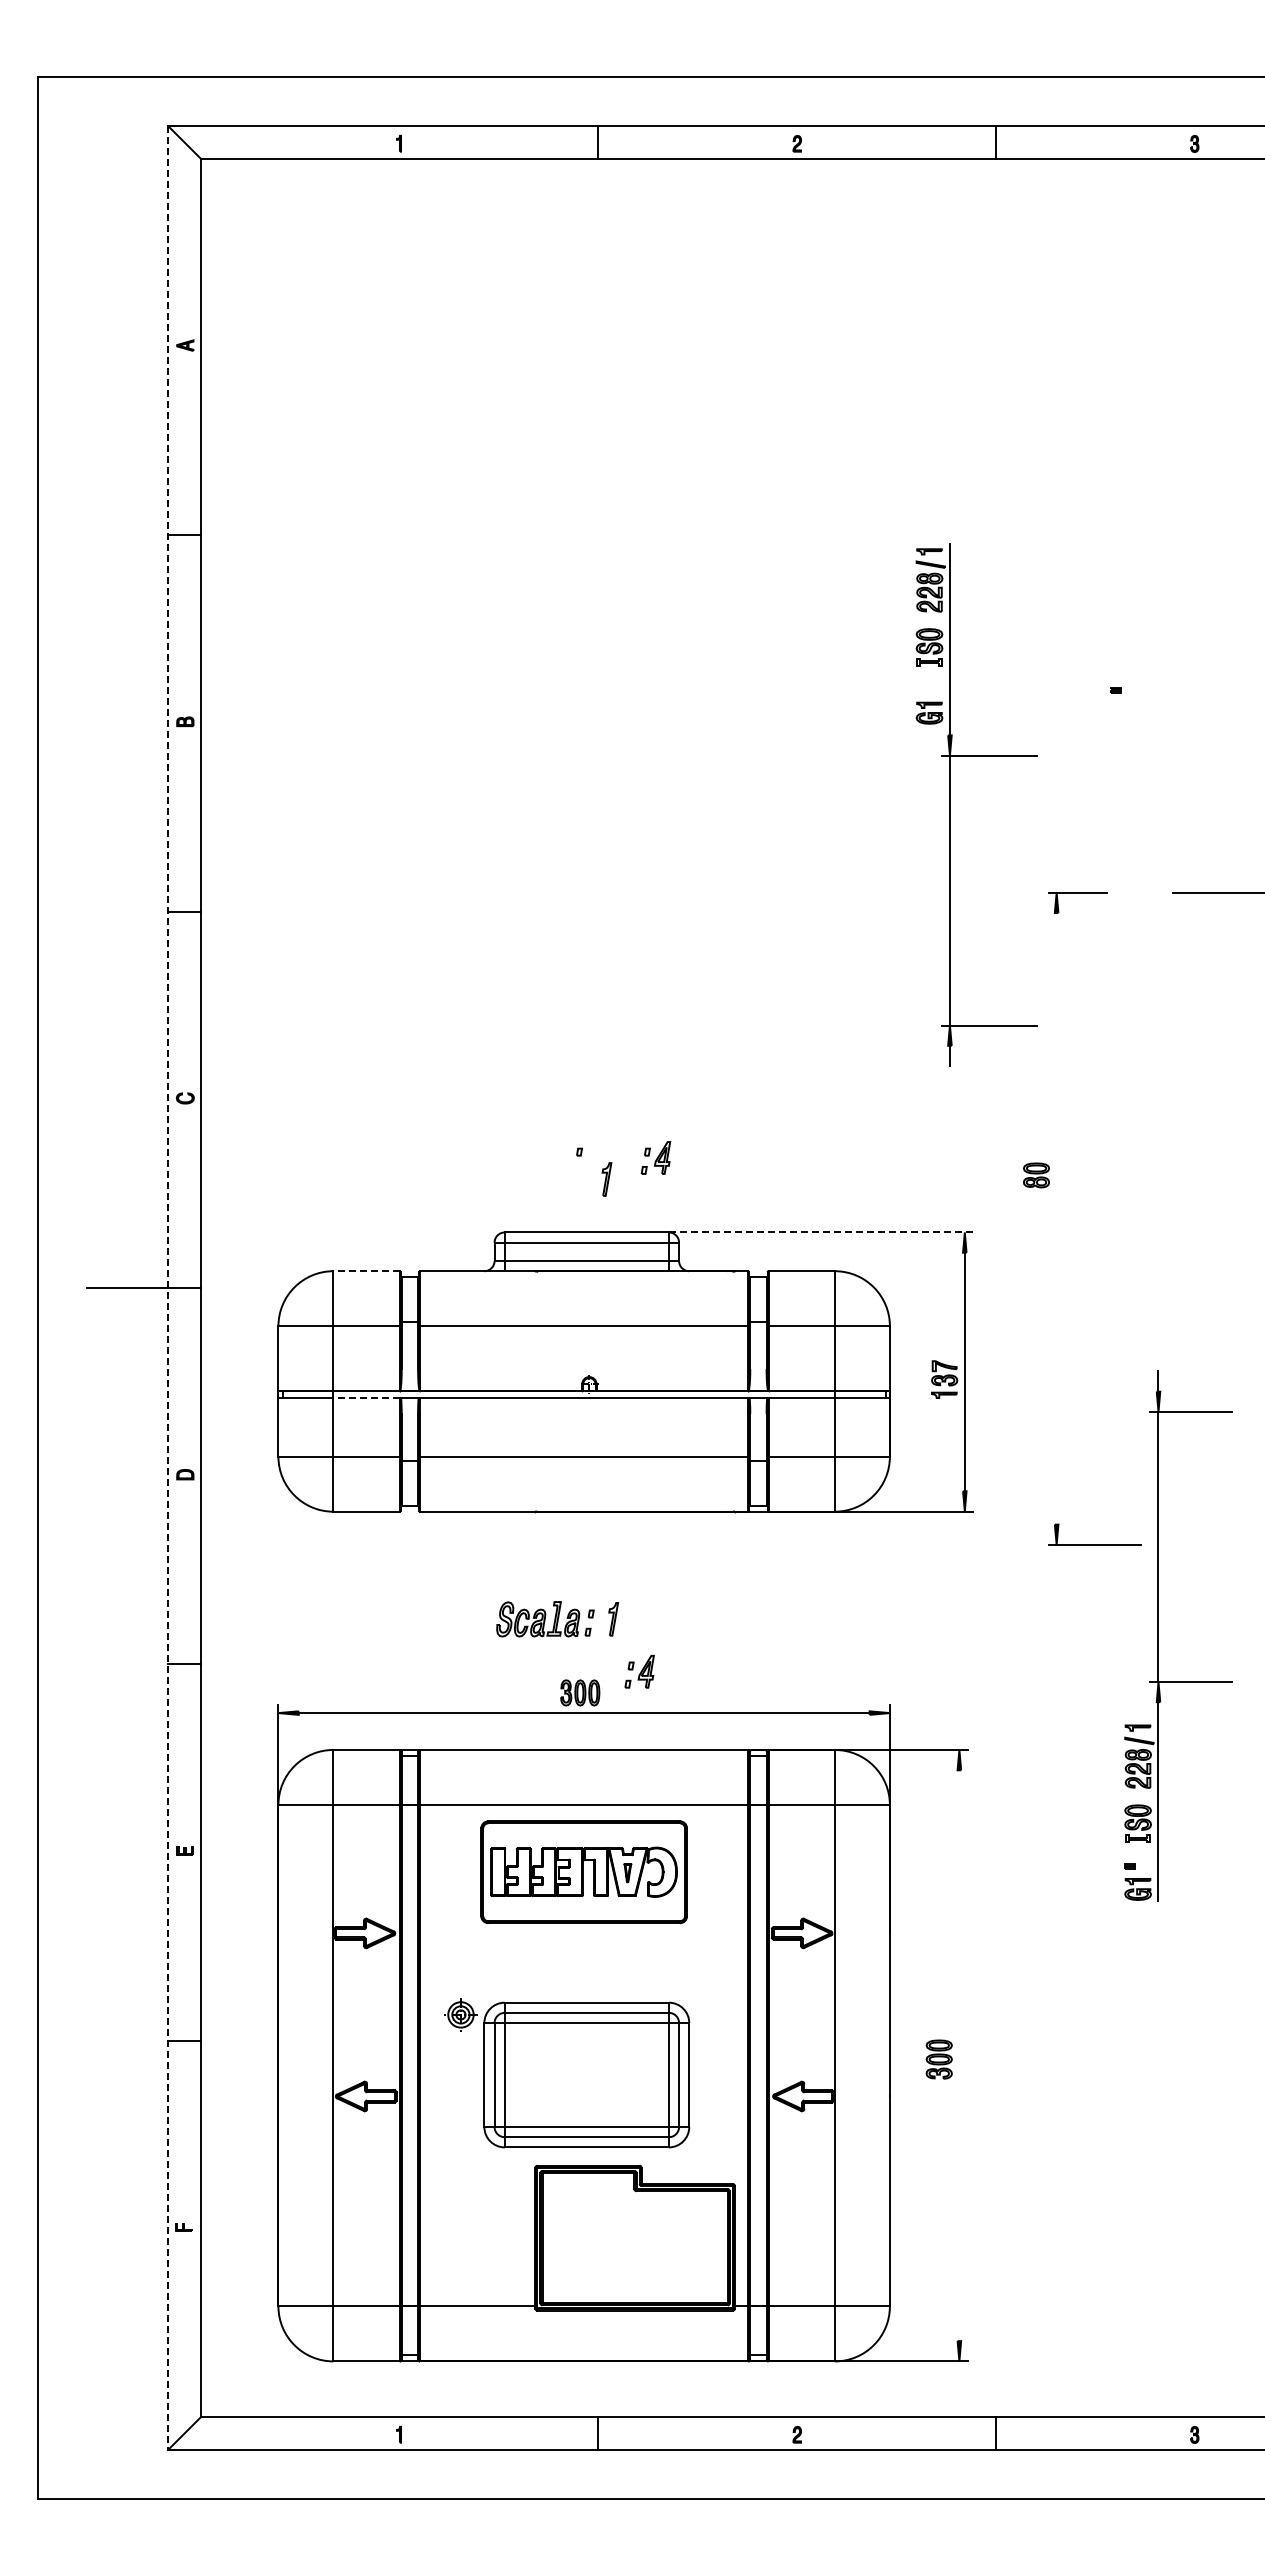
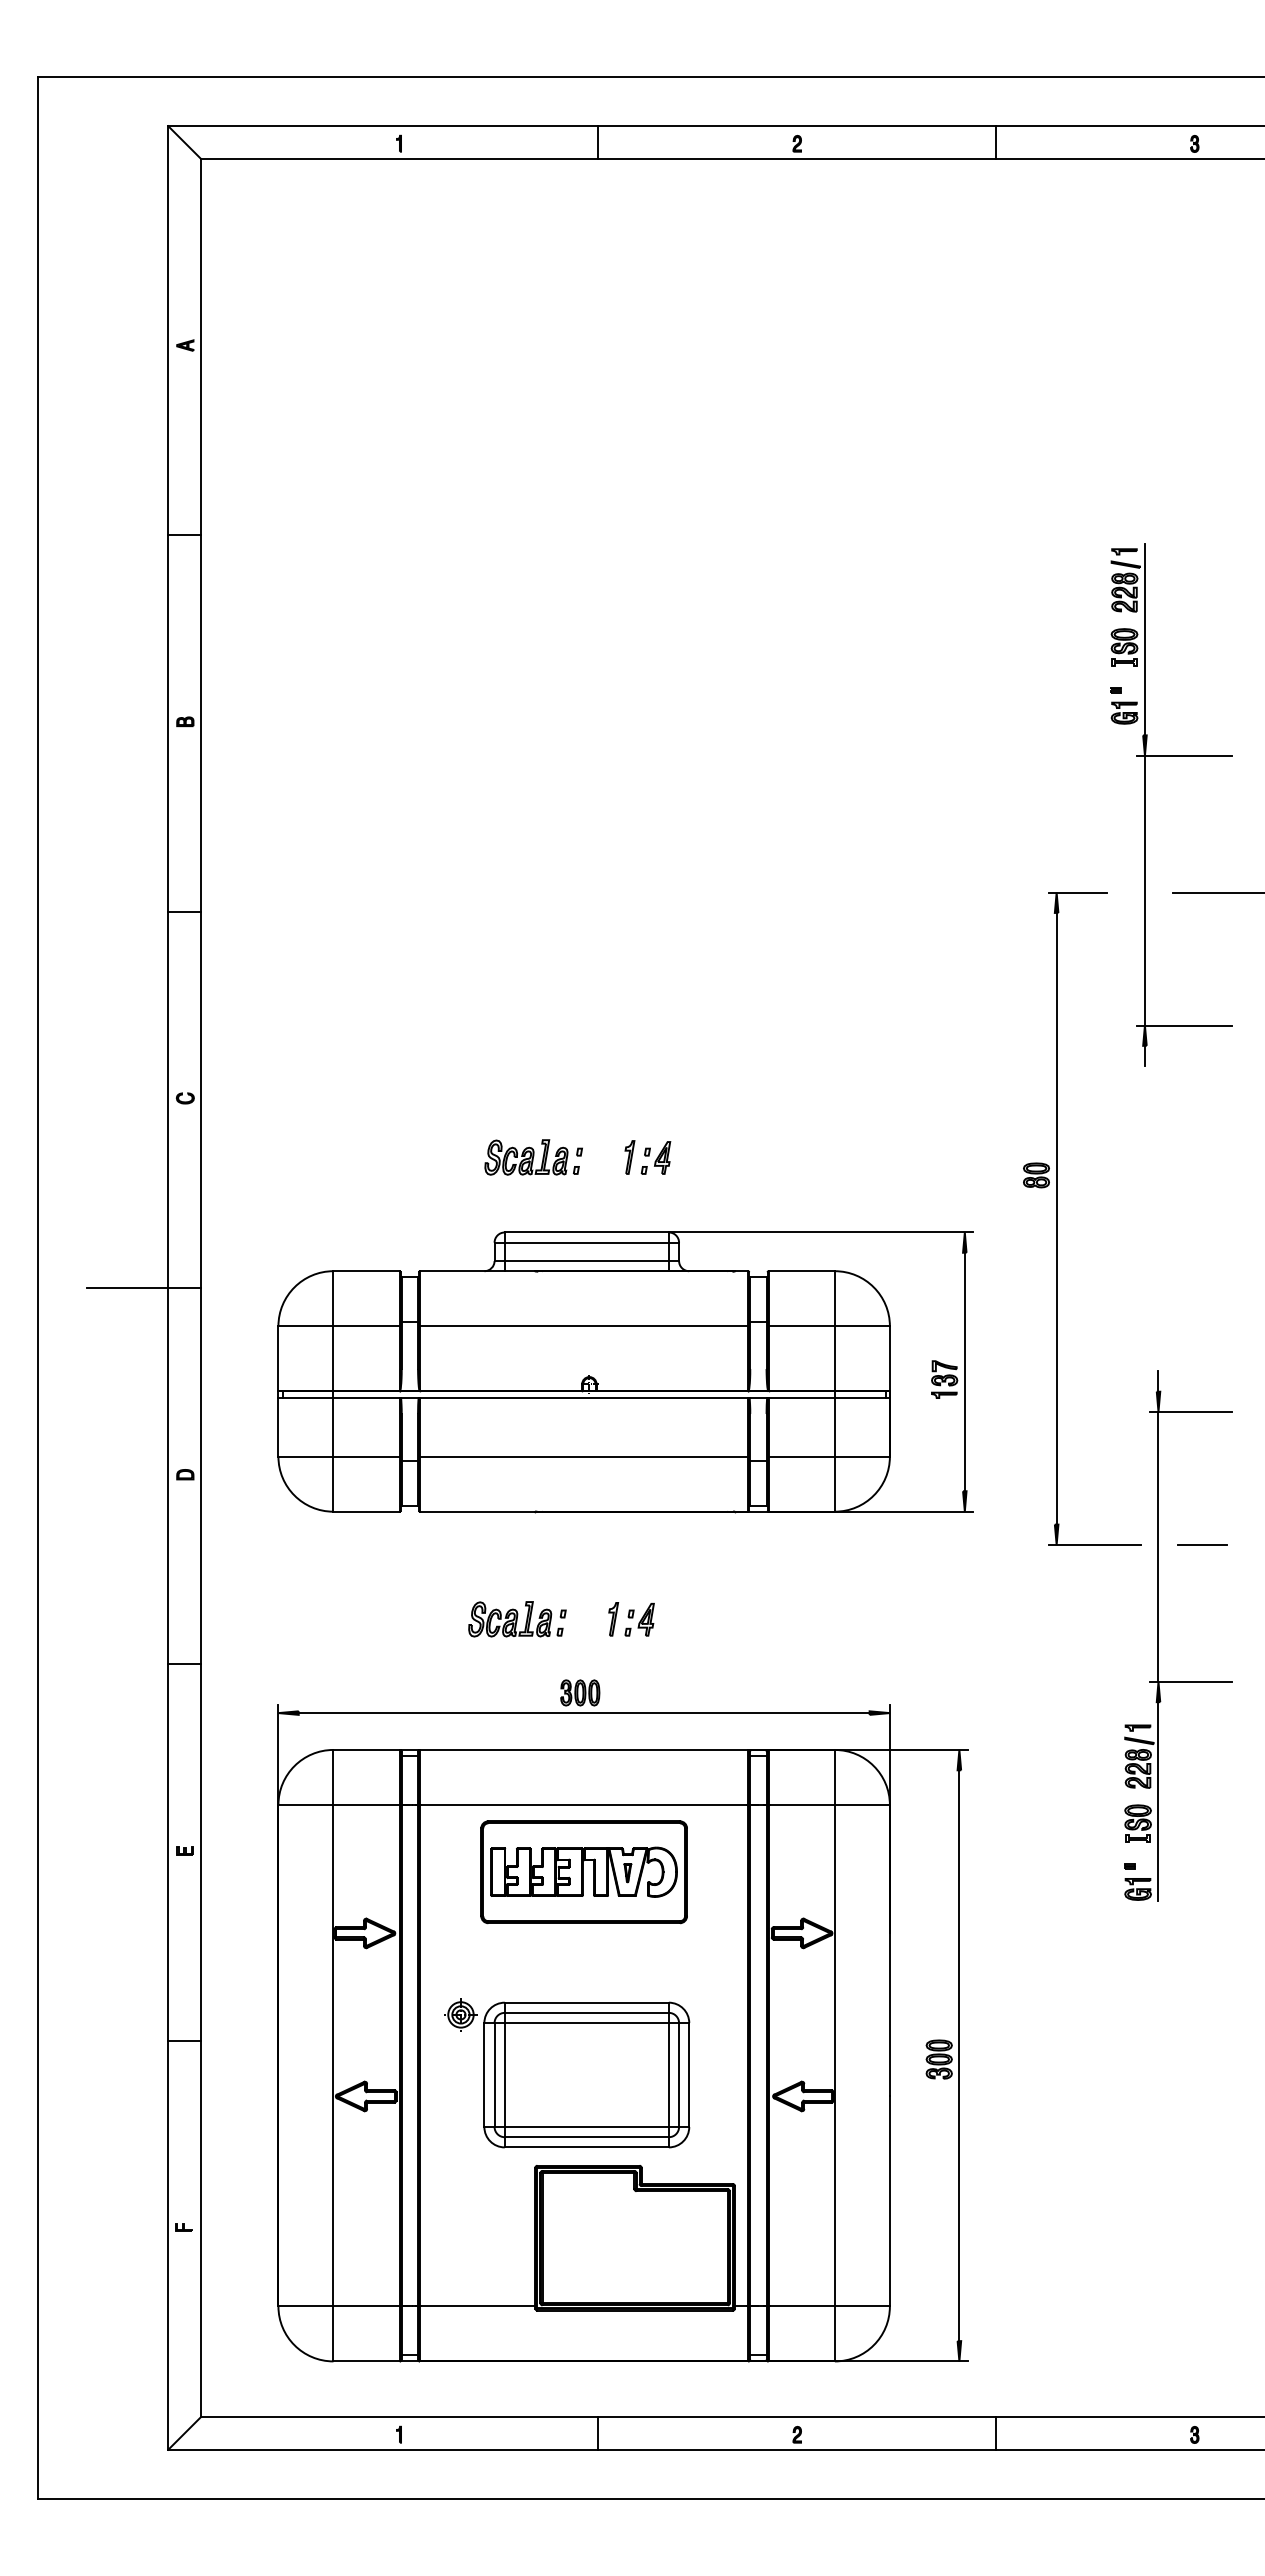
part position: (950, 804) -> (1145, 804) (1145, 804)
part: none -> present (531, 1157)
part position: (606, 1179) -> (629, 1157) (629, 1157)
line: none -> present (1056, 1218)
line: dashed -> solid (821, 1232)
line: dashed -> solid (366, 1271)
line: dashed -> solid (168, 1288)
line: dashed -> solid (366, 1397)
line: none -> present (1202, 1544)
part position: (545, 1619) -> (517, 1619) (517, 1619)
part position: (639, 1671) -> (639, 1619) (639, 1619)
line: none -> present (959, 2055)
